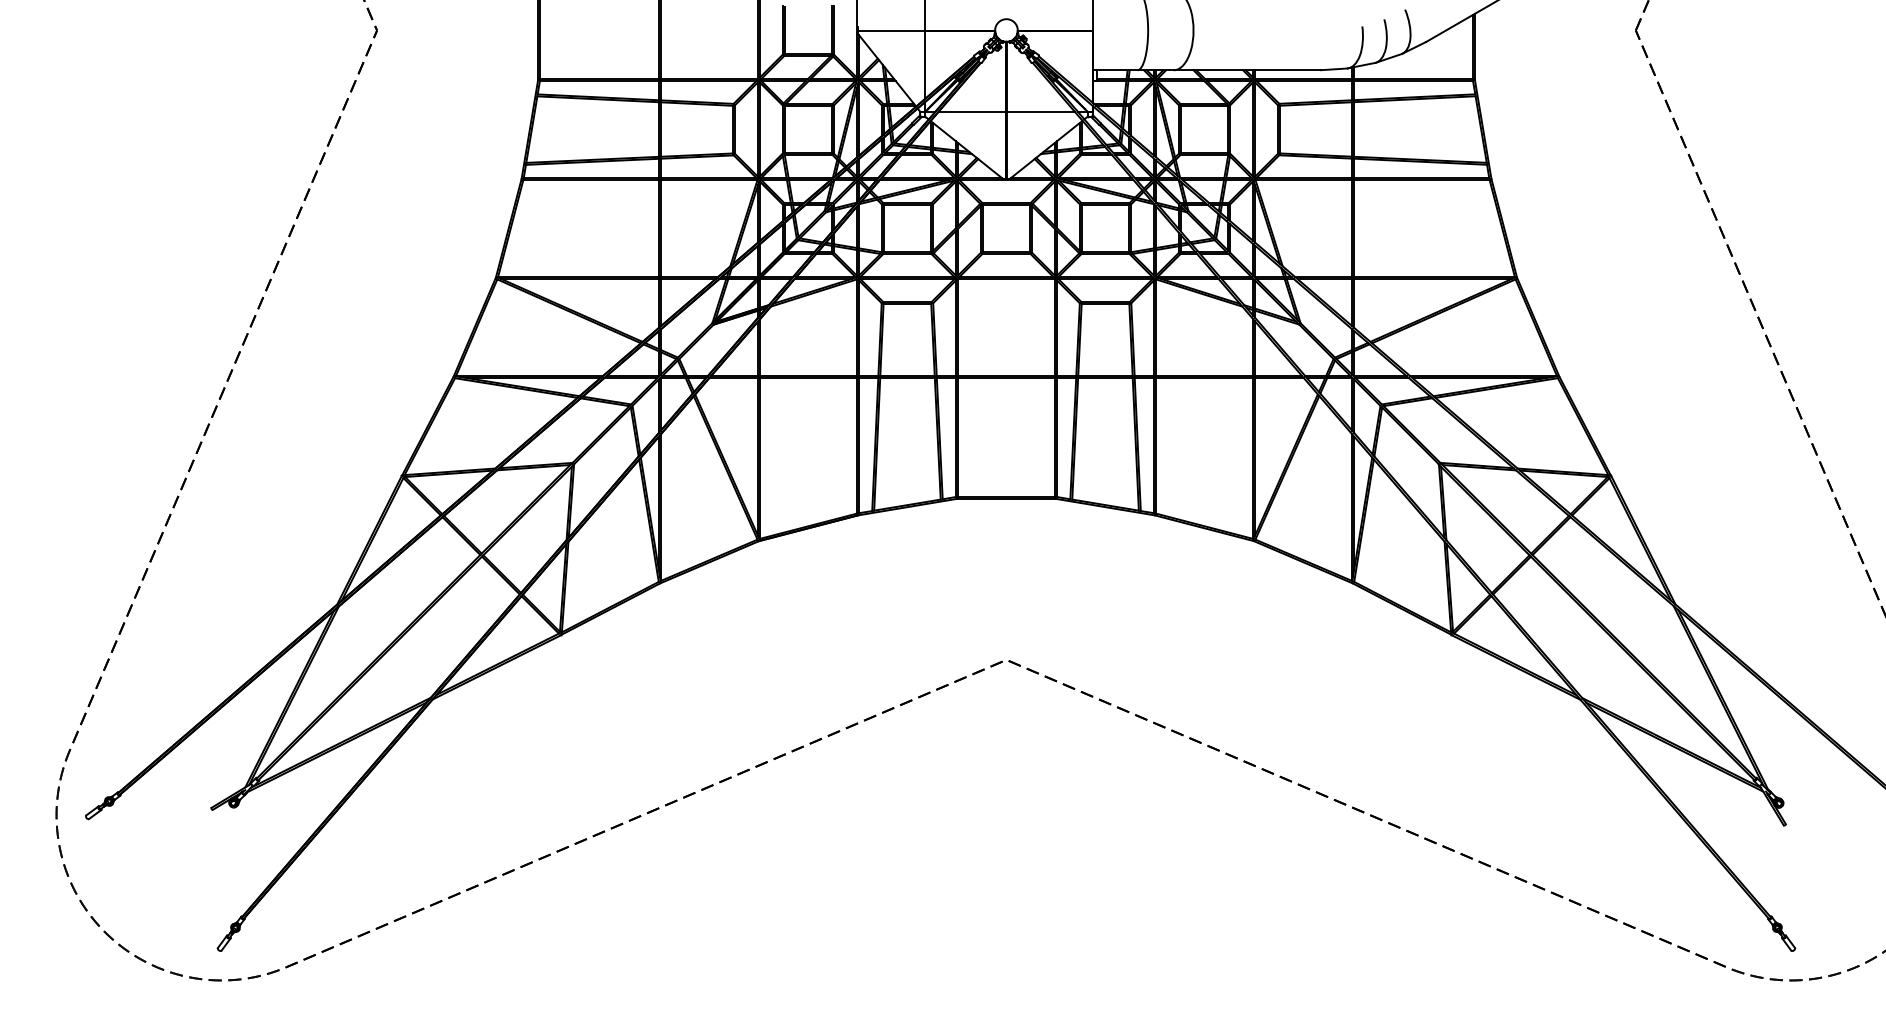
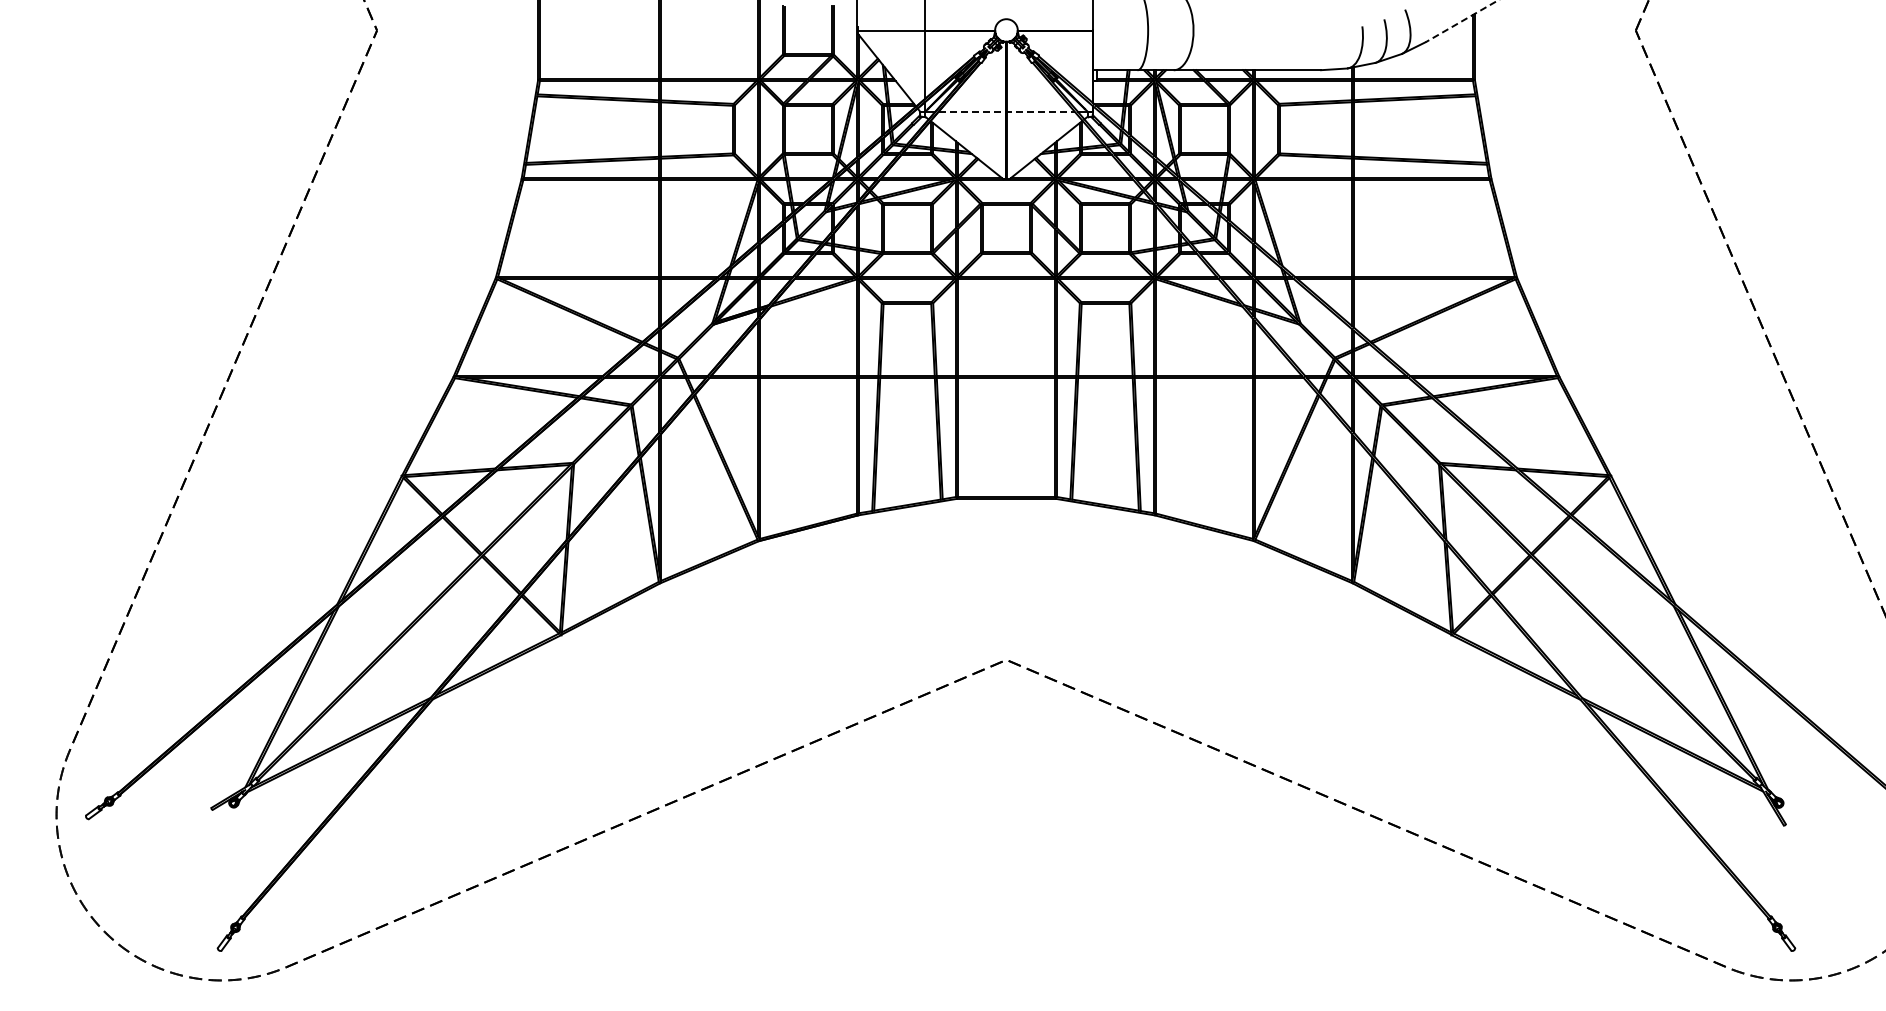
line: solid -> dashed (1462, 20)
line: solid -> dashed (1007, 111)
